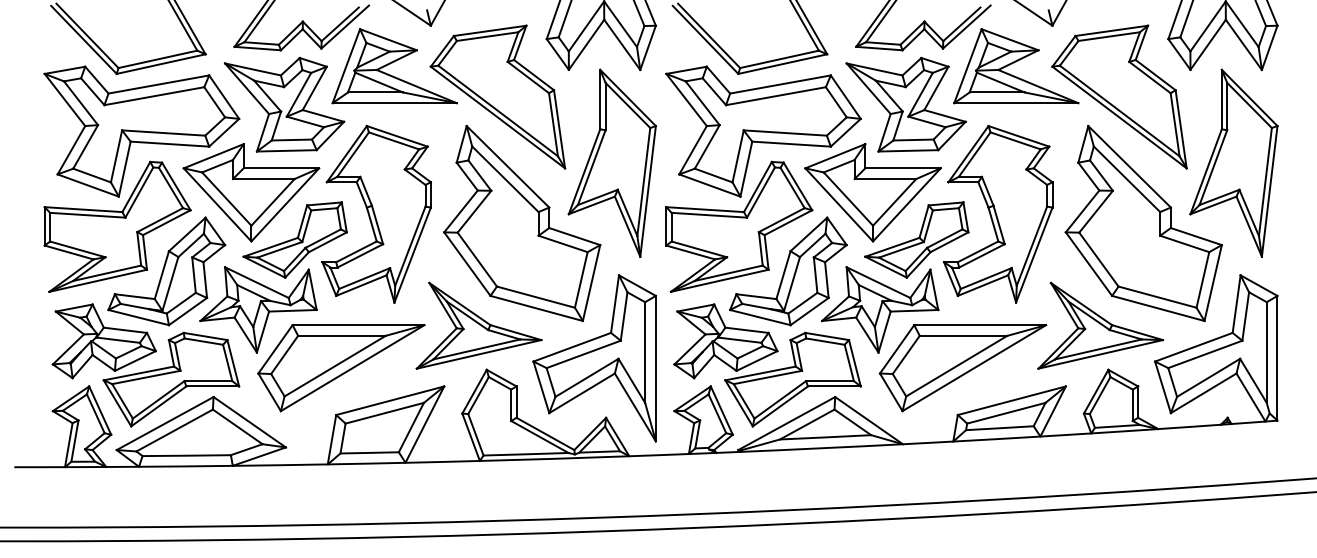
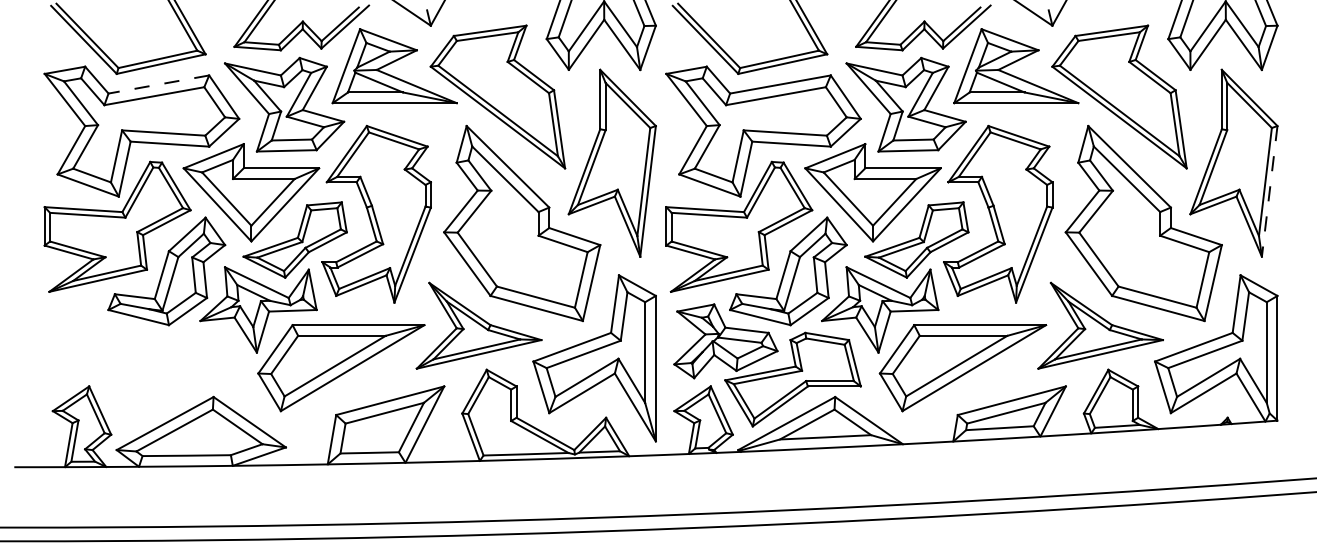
line: solid -> dashed (158, 84)
line: solid -> dashed (1269, 191)
part: present -> none (145, 365)
